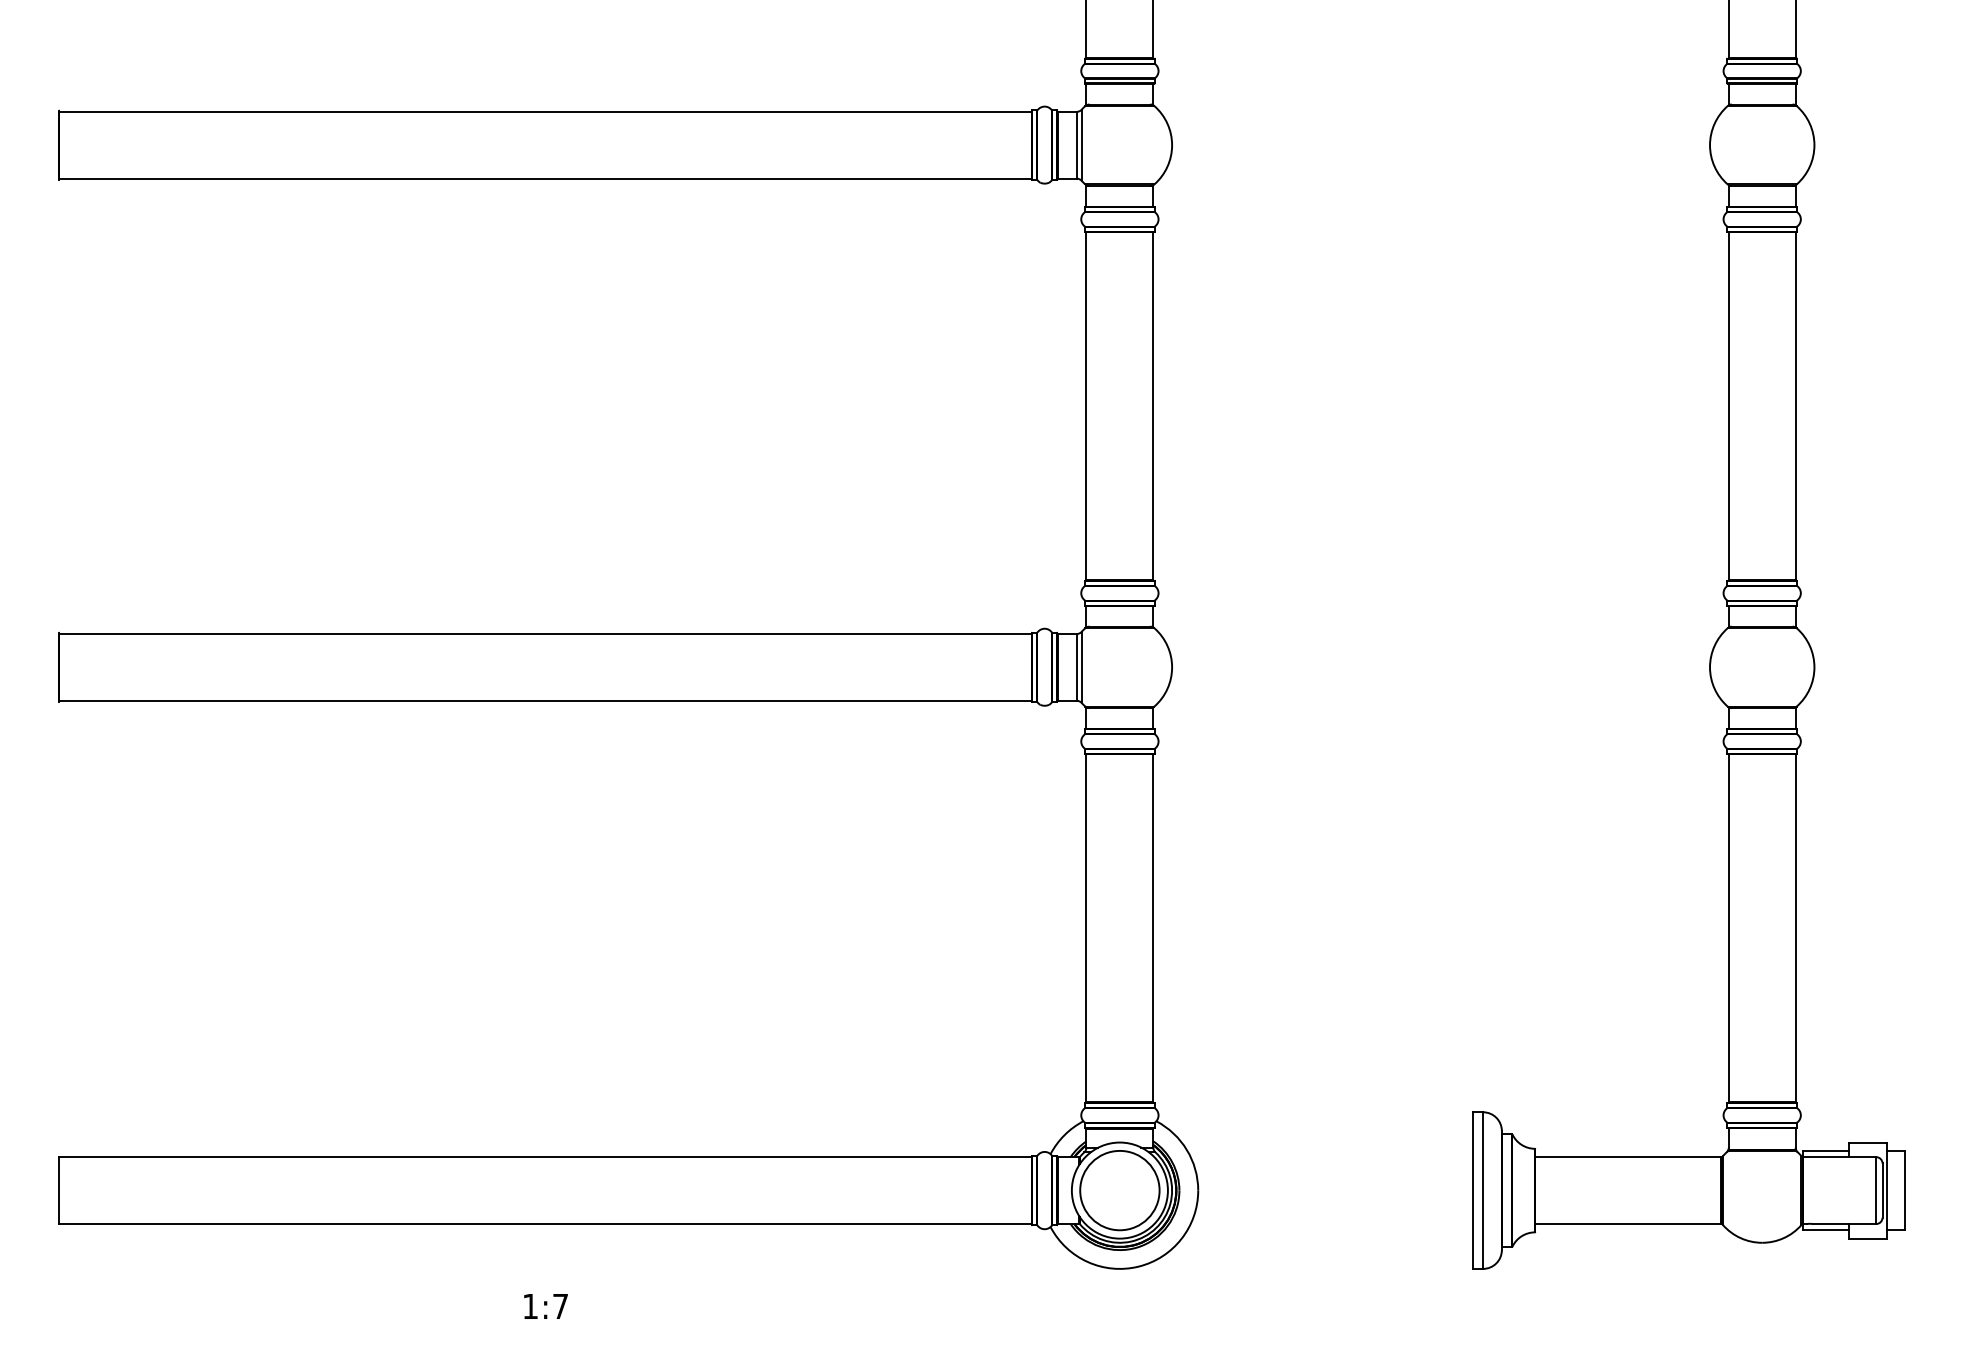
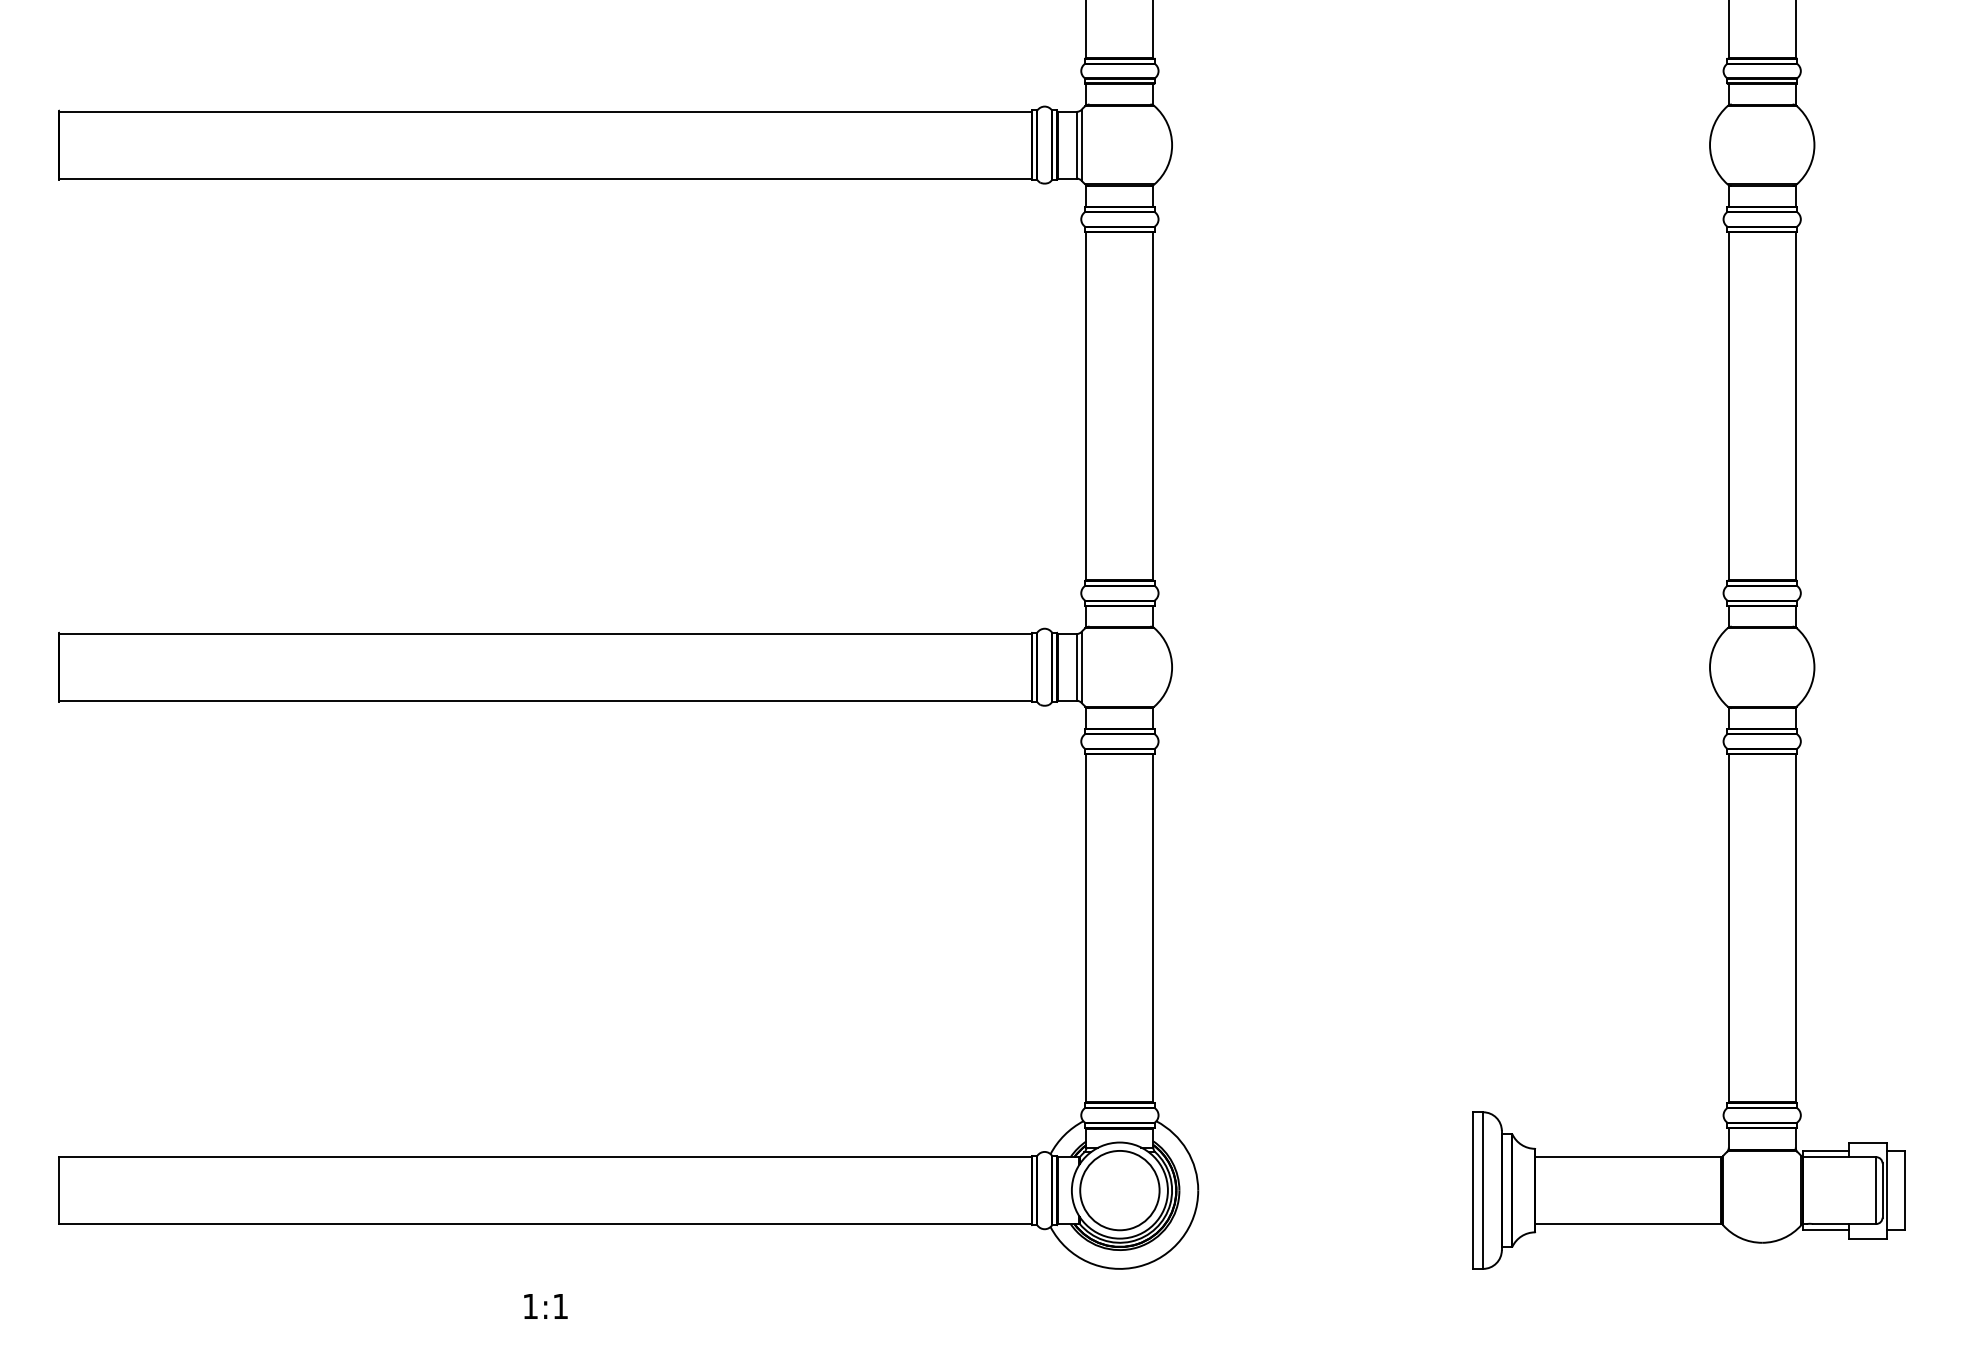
text: 1:7 -> 1:1 (560, 1306)
